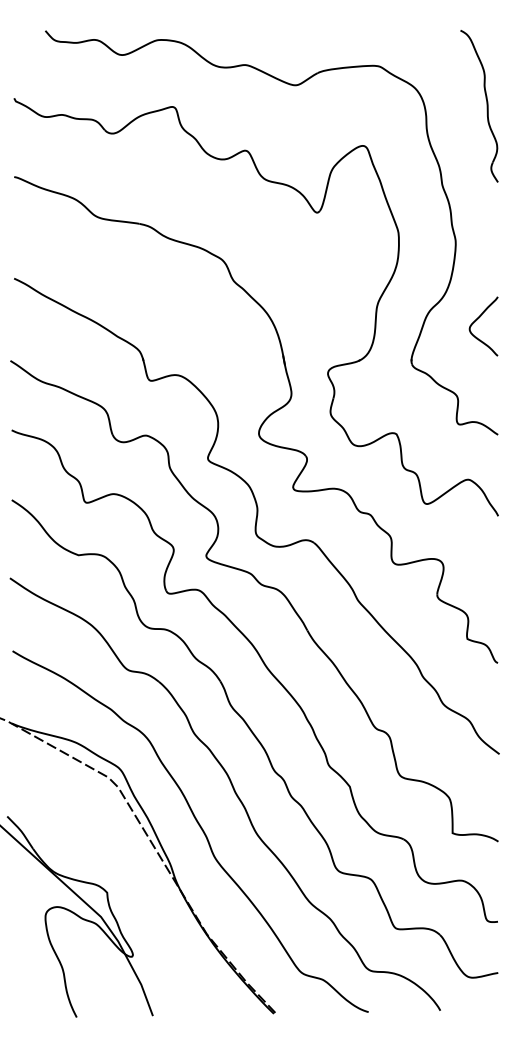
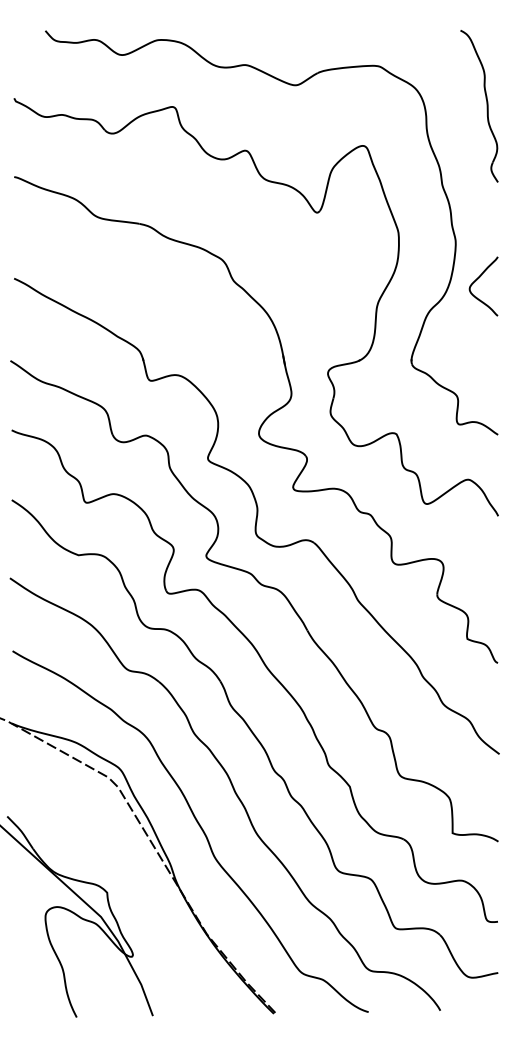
curve position: (477, 320) -> (477, 280) (477, 280)
